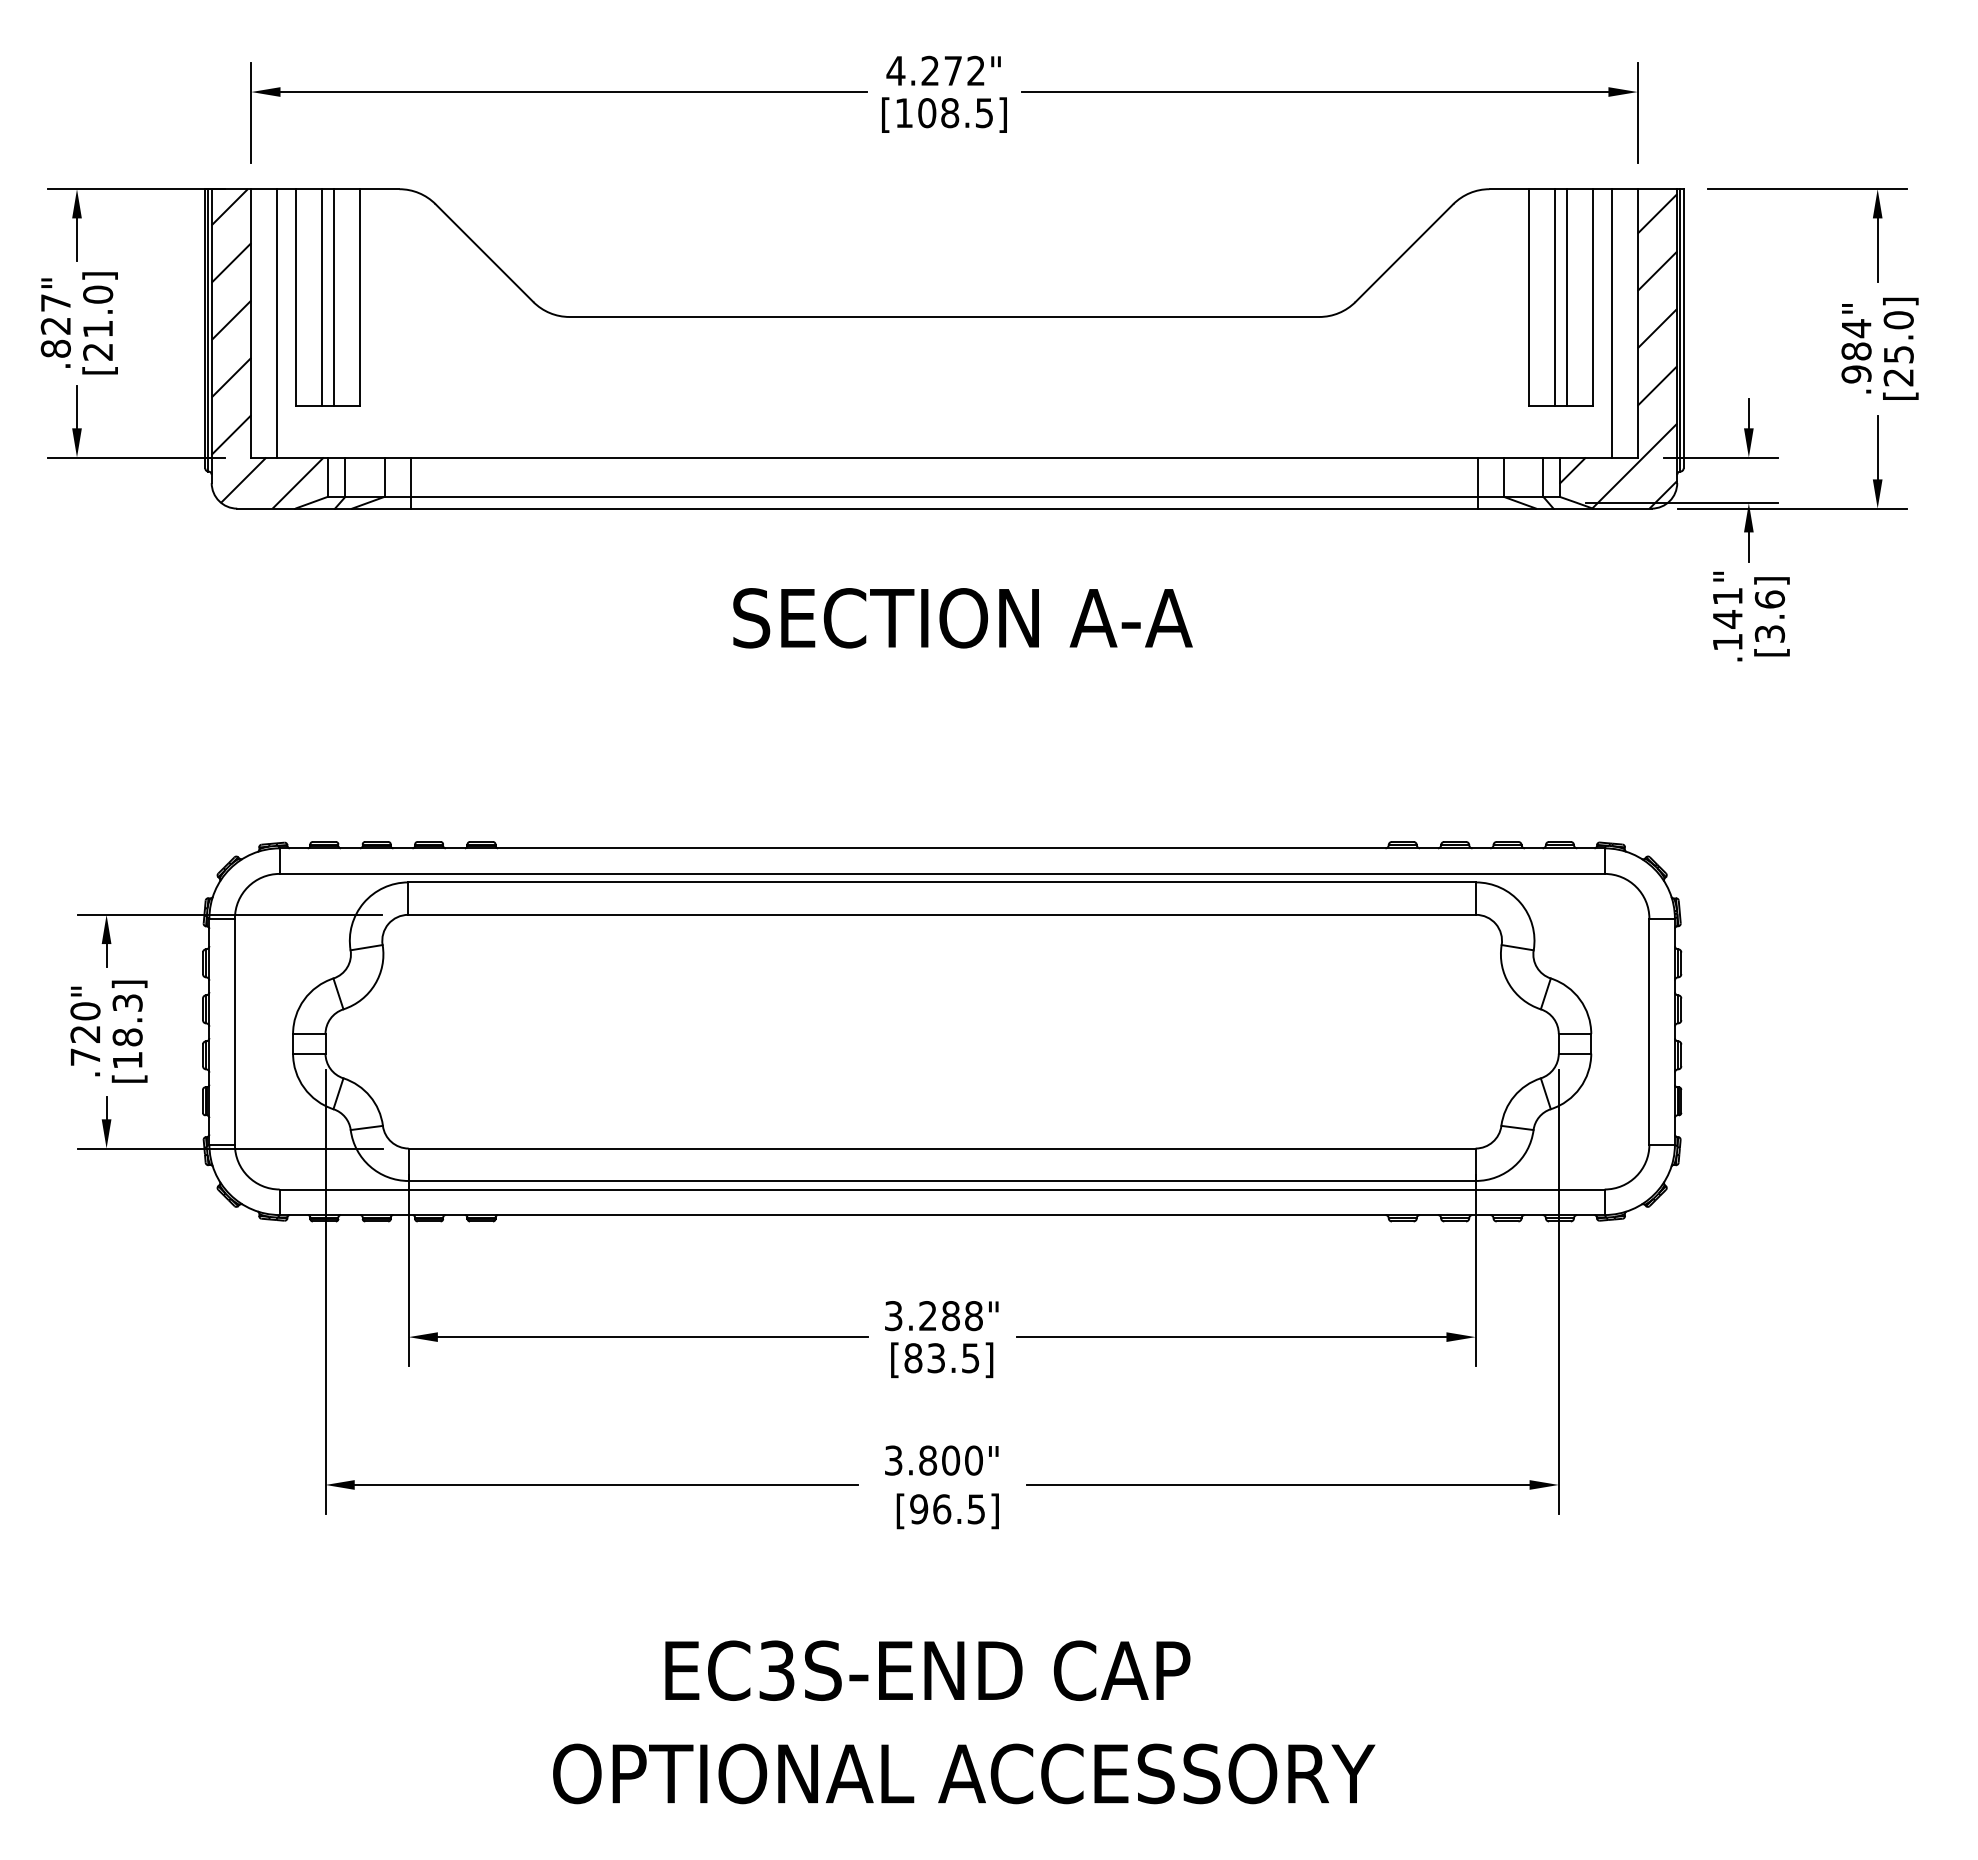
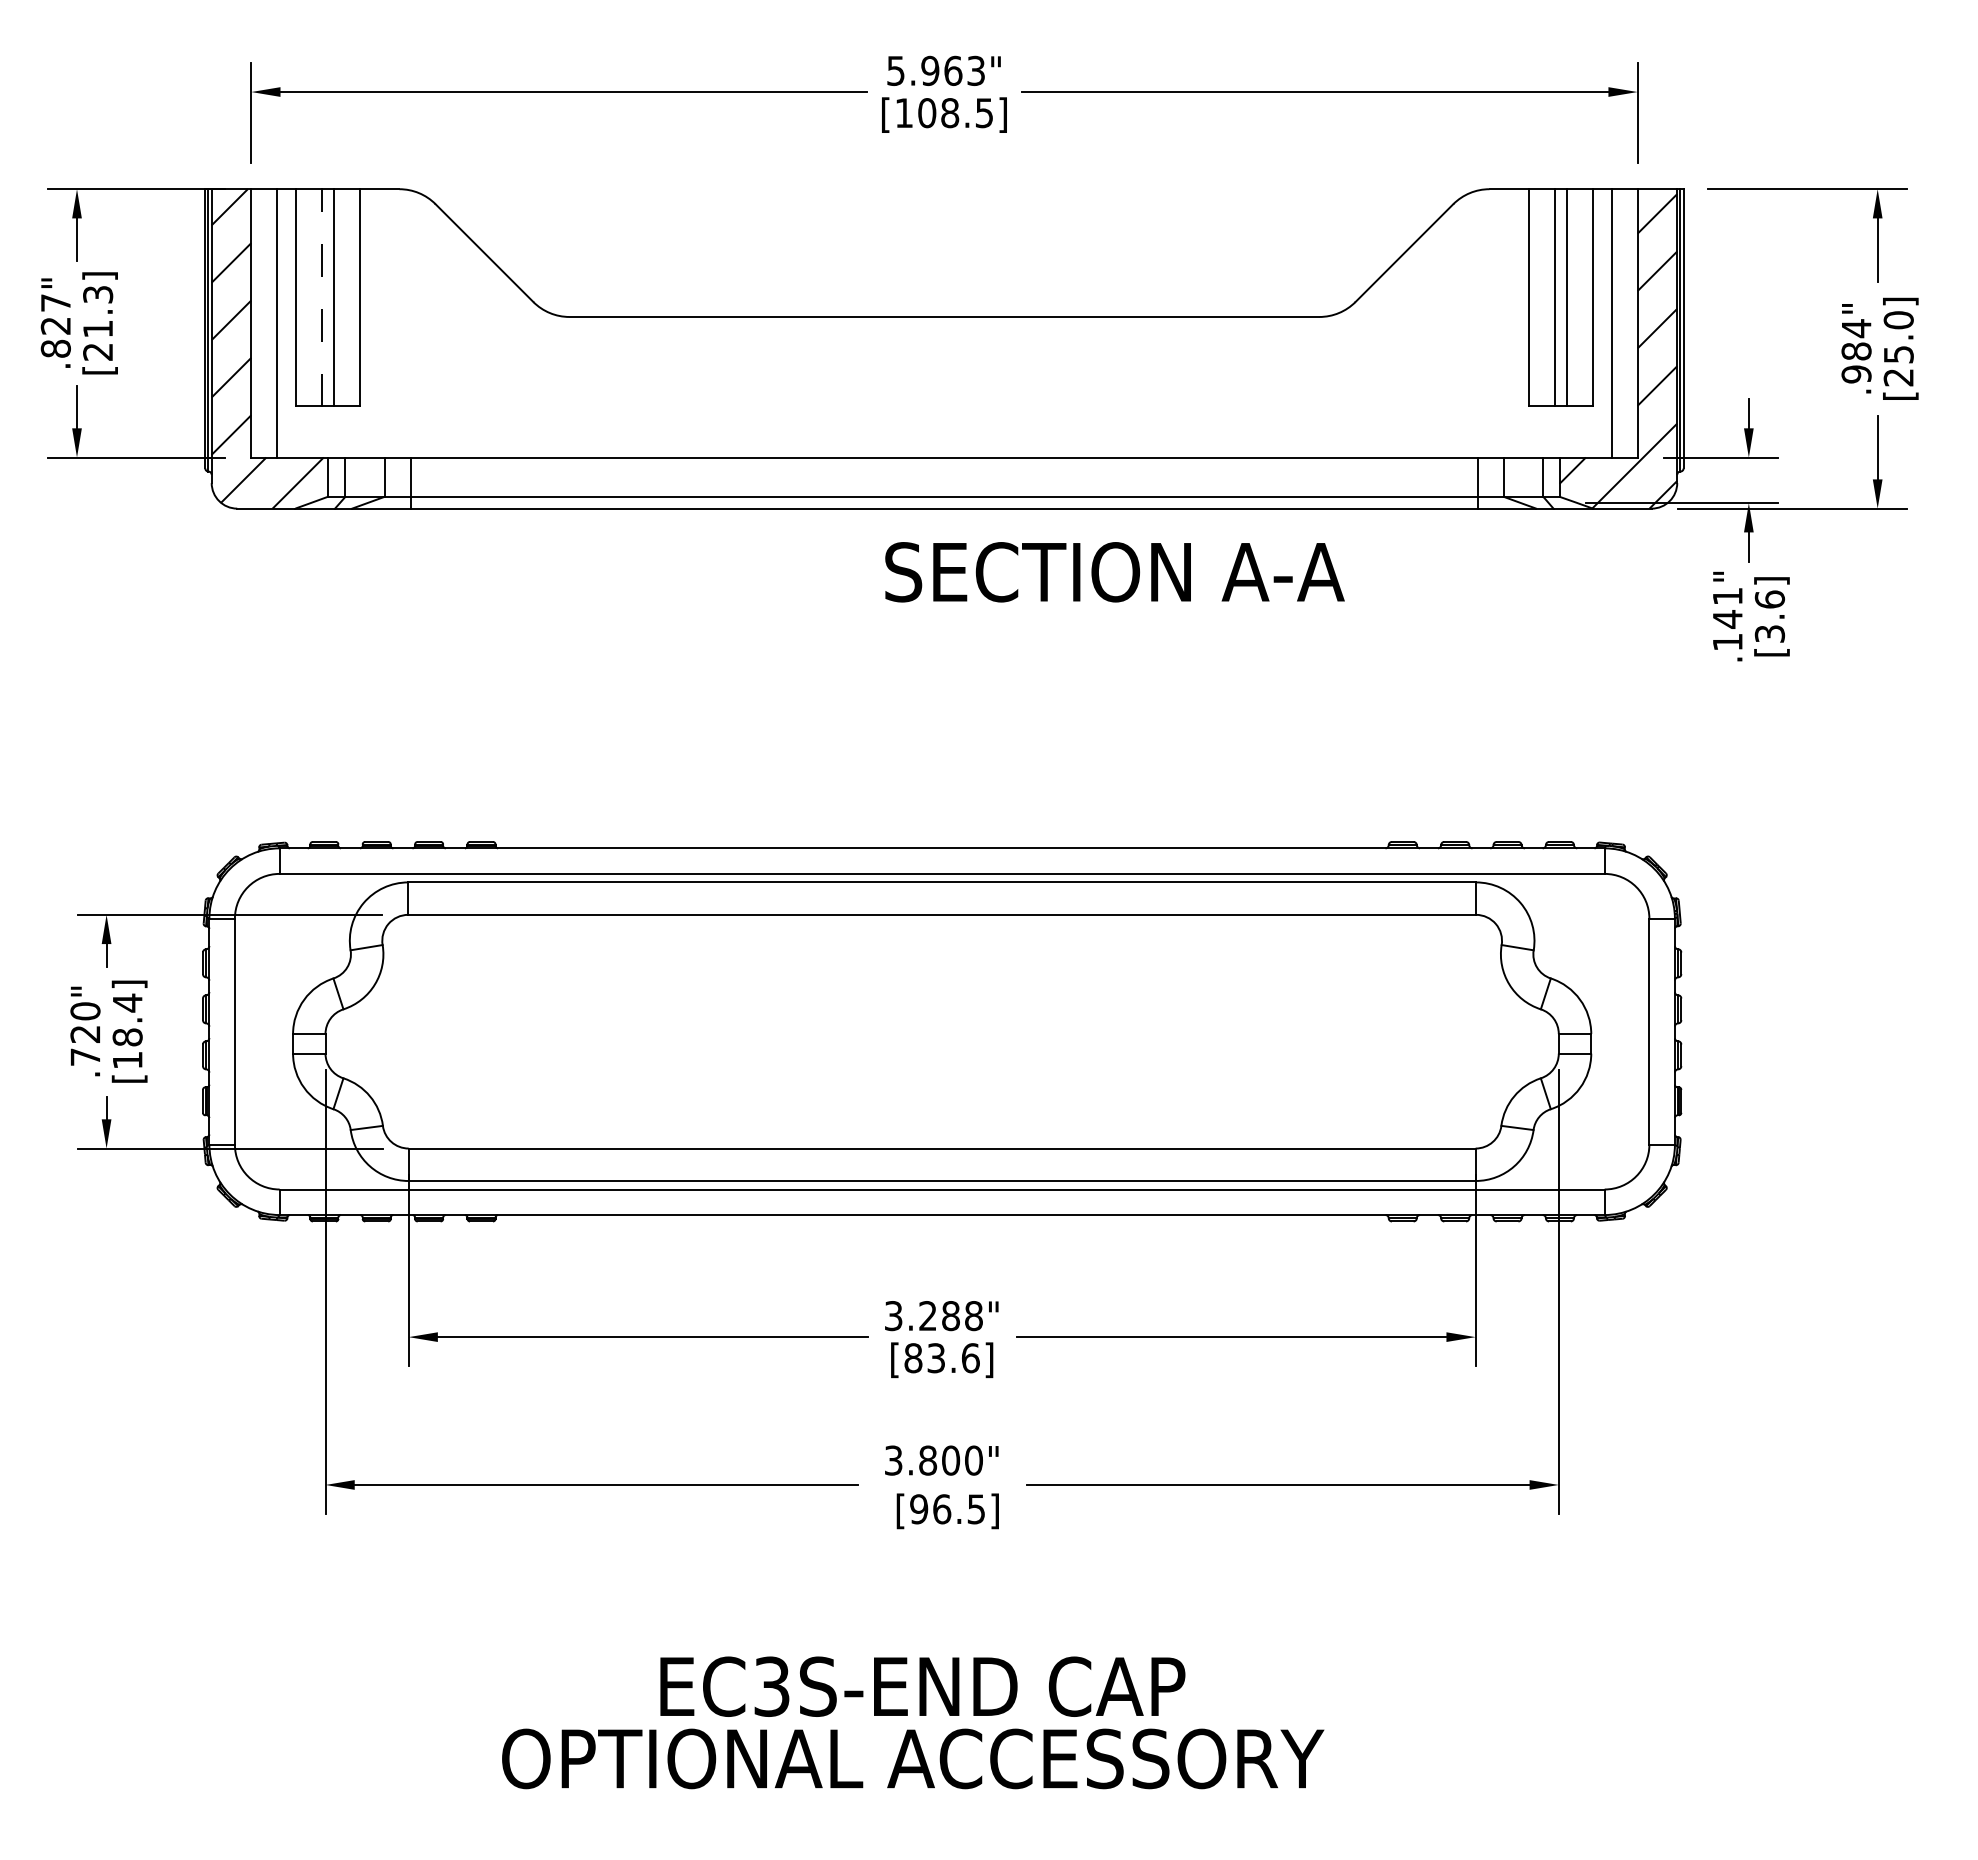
text: 4.272" -> 5.963" (935, 70)
text: [21.0] -> [21.3] (98, 294)
line: solid -> dashed (321, 297)
text position: (962, 618) -> (1114, 572) (1114, 572)
text: [18.3] -> [18.4] (127, 1002)
text: [83.5] -> [83.6] (970, 1358)
text position: (927, 1670) -> (922, 1686) (922, 1686)
text position: (964, 1773) -> (913, 1758) (913, 1758)
